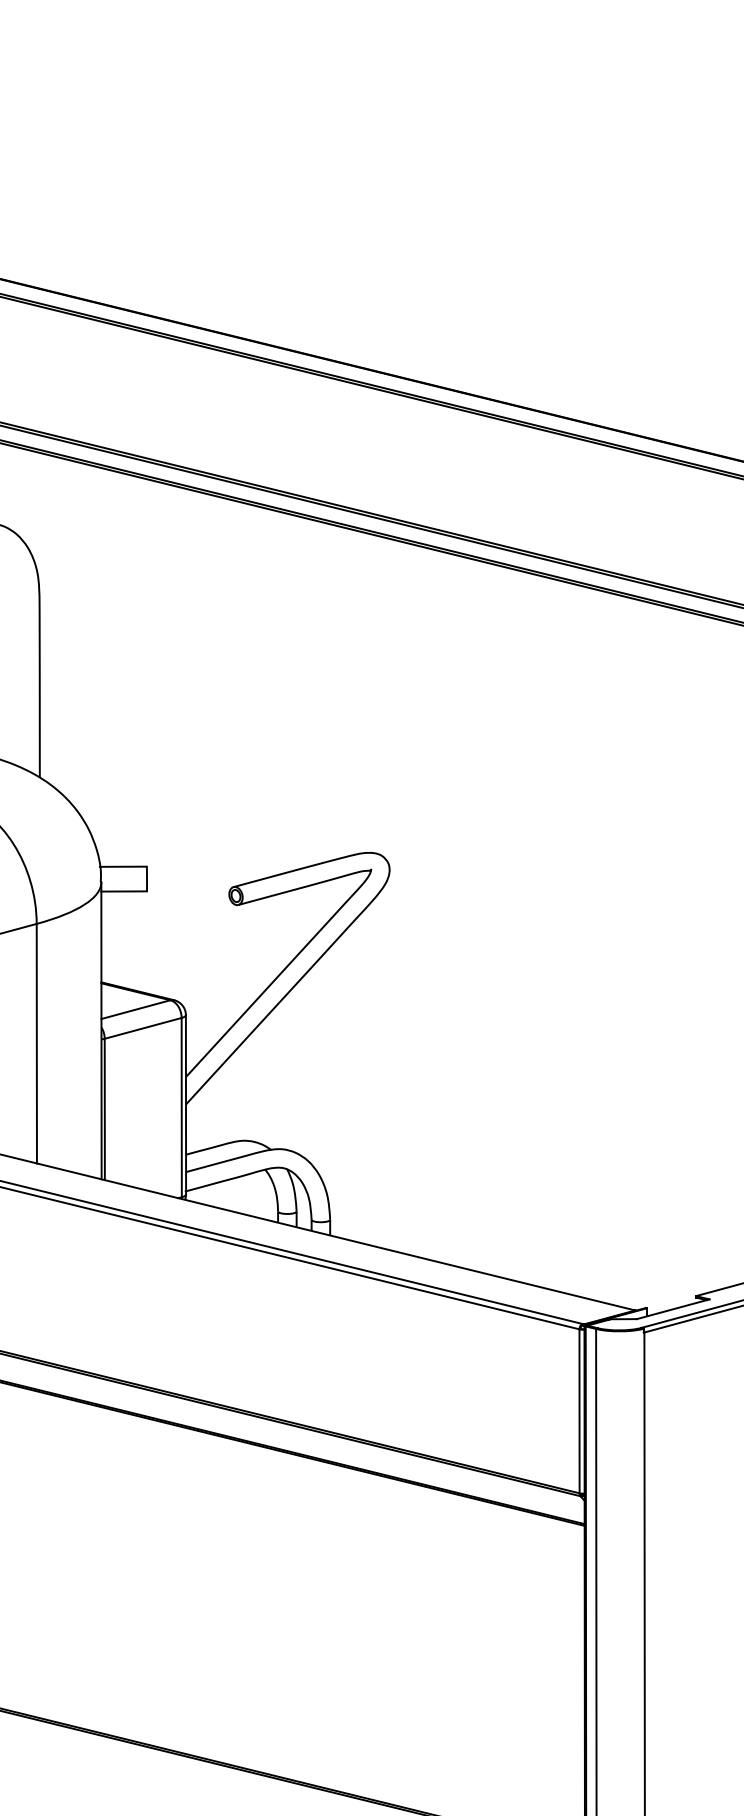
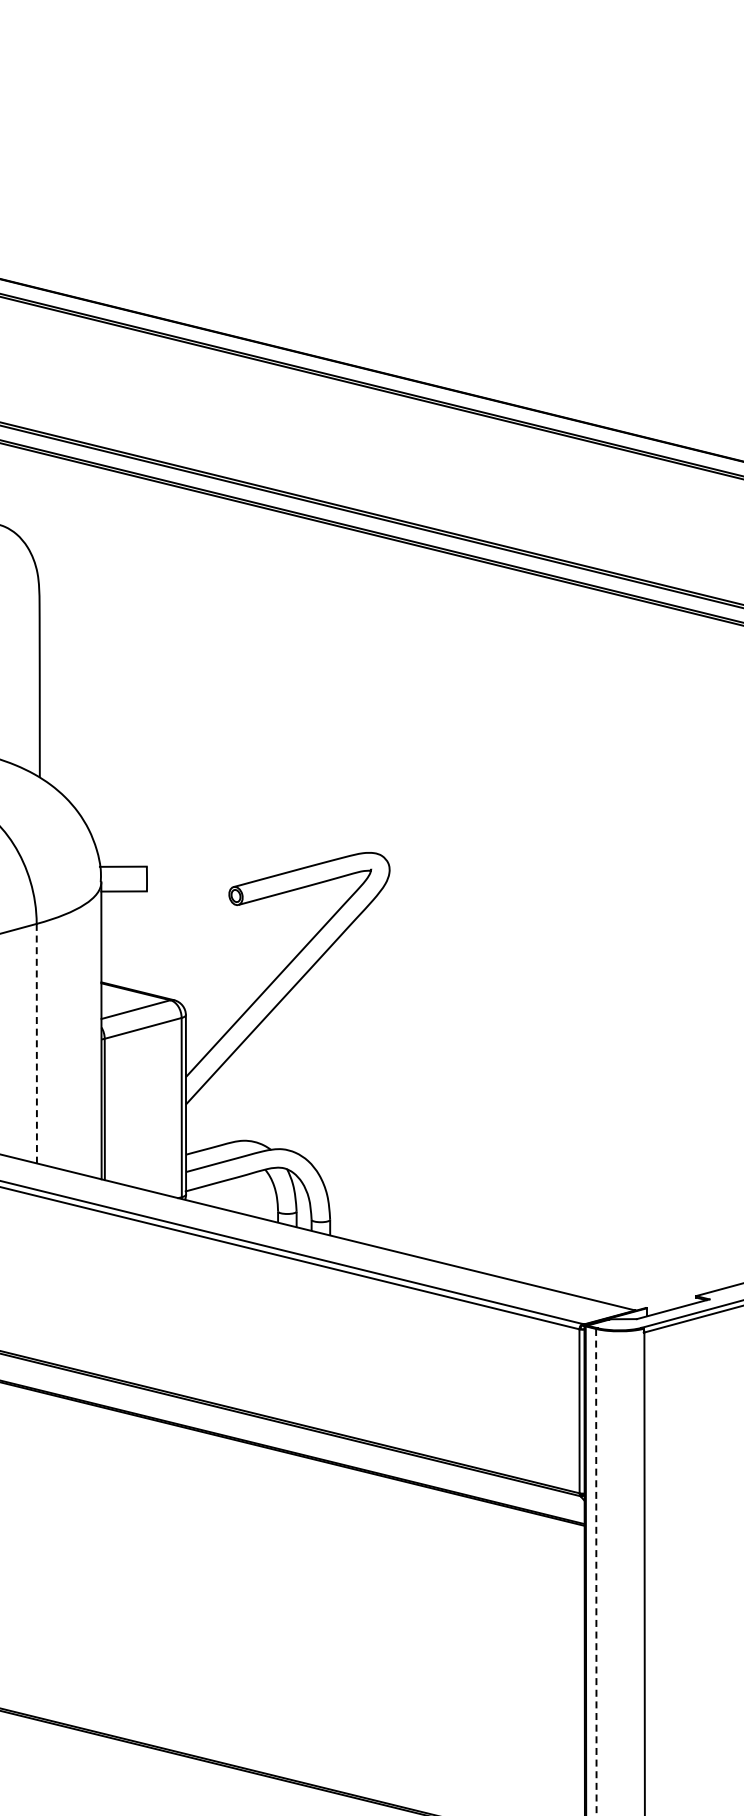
line: solid -> dashed (36, 1043)
line: solid -> dashed (596, 1572)
